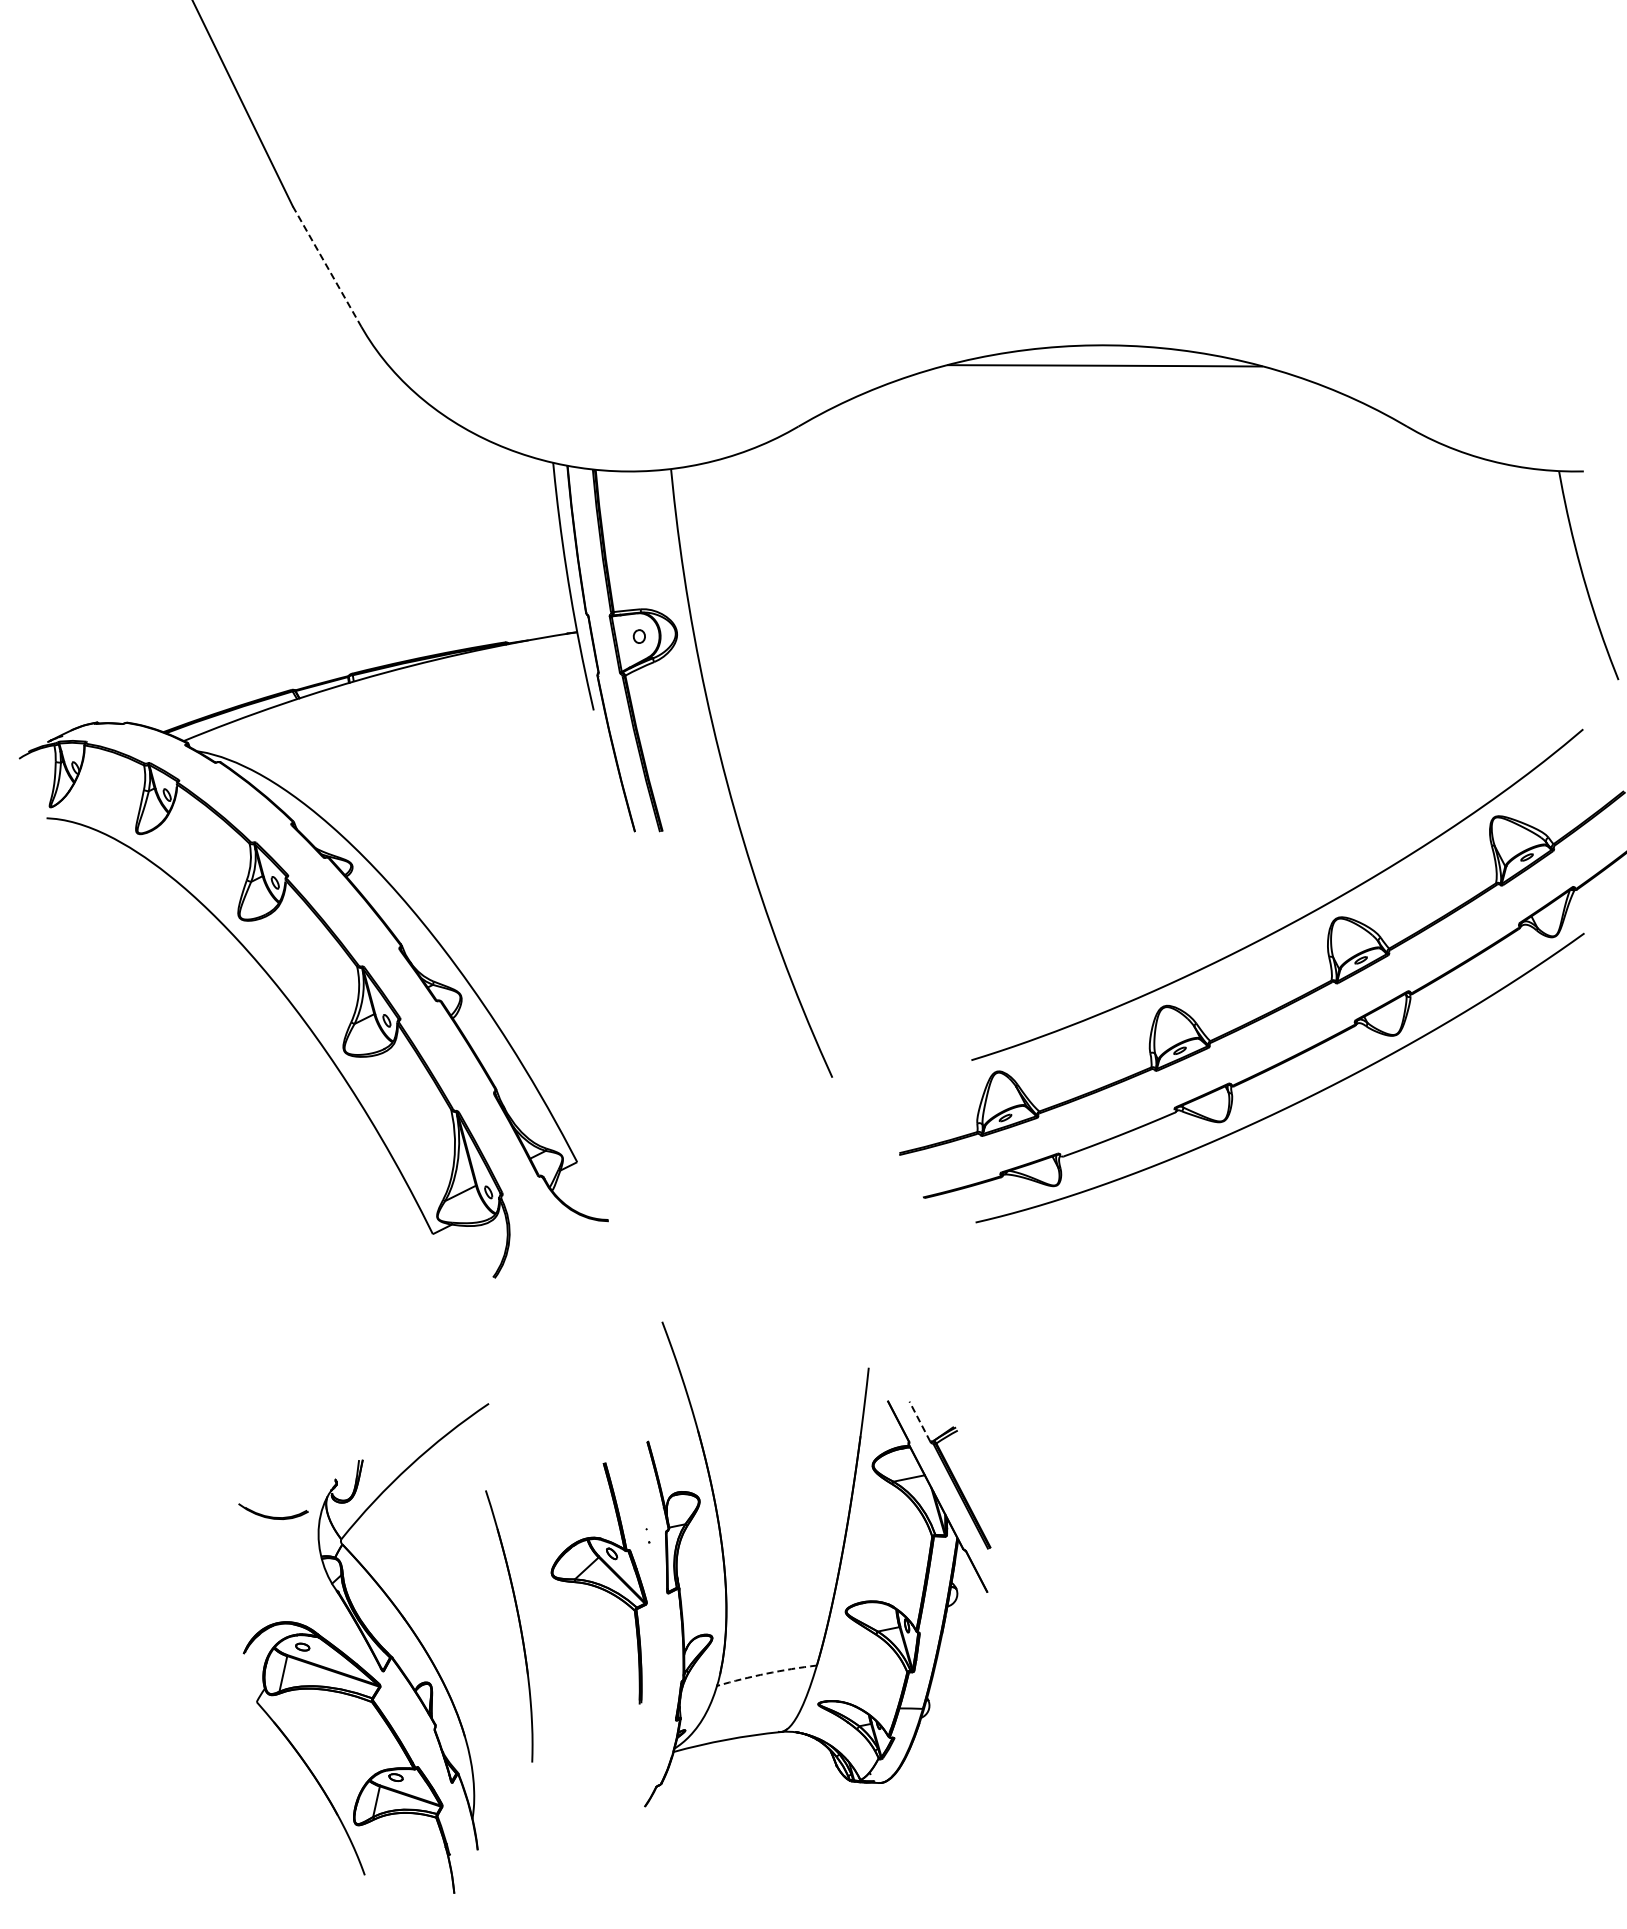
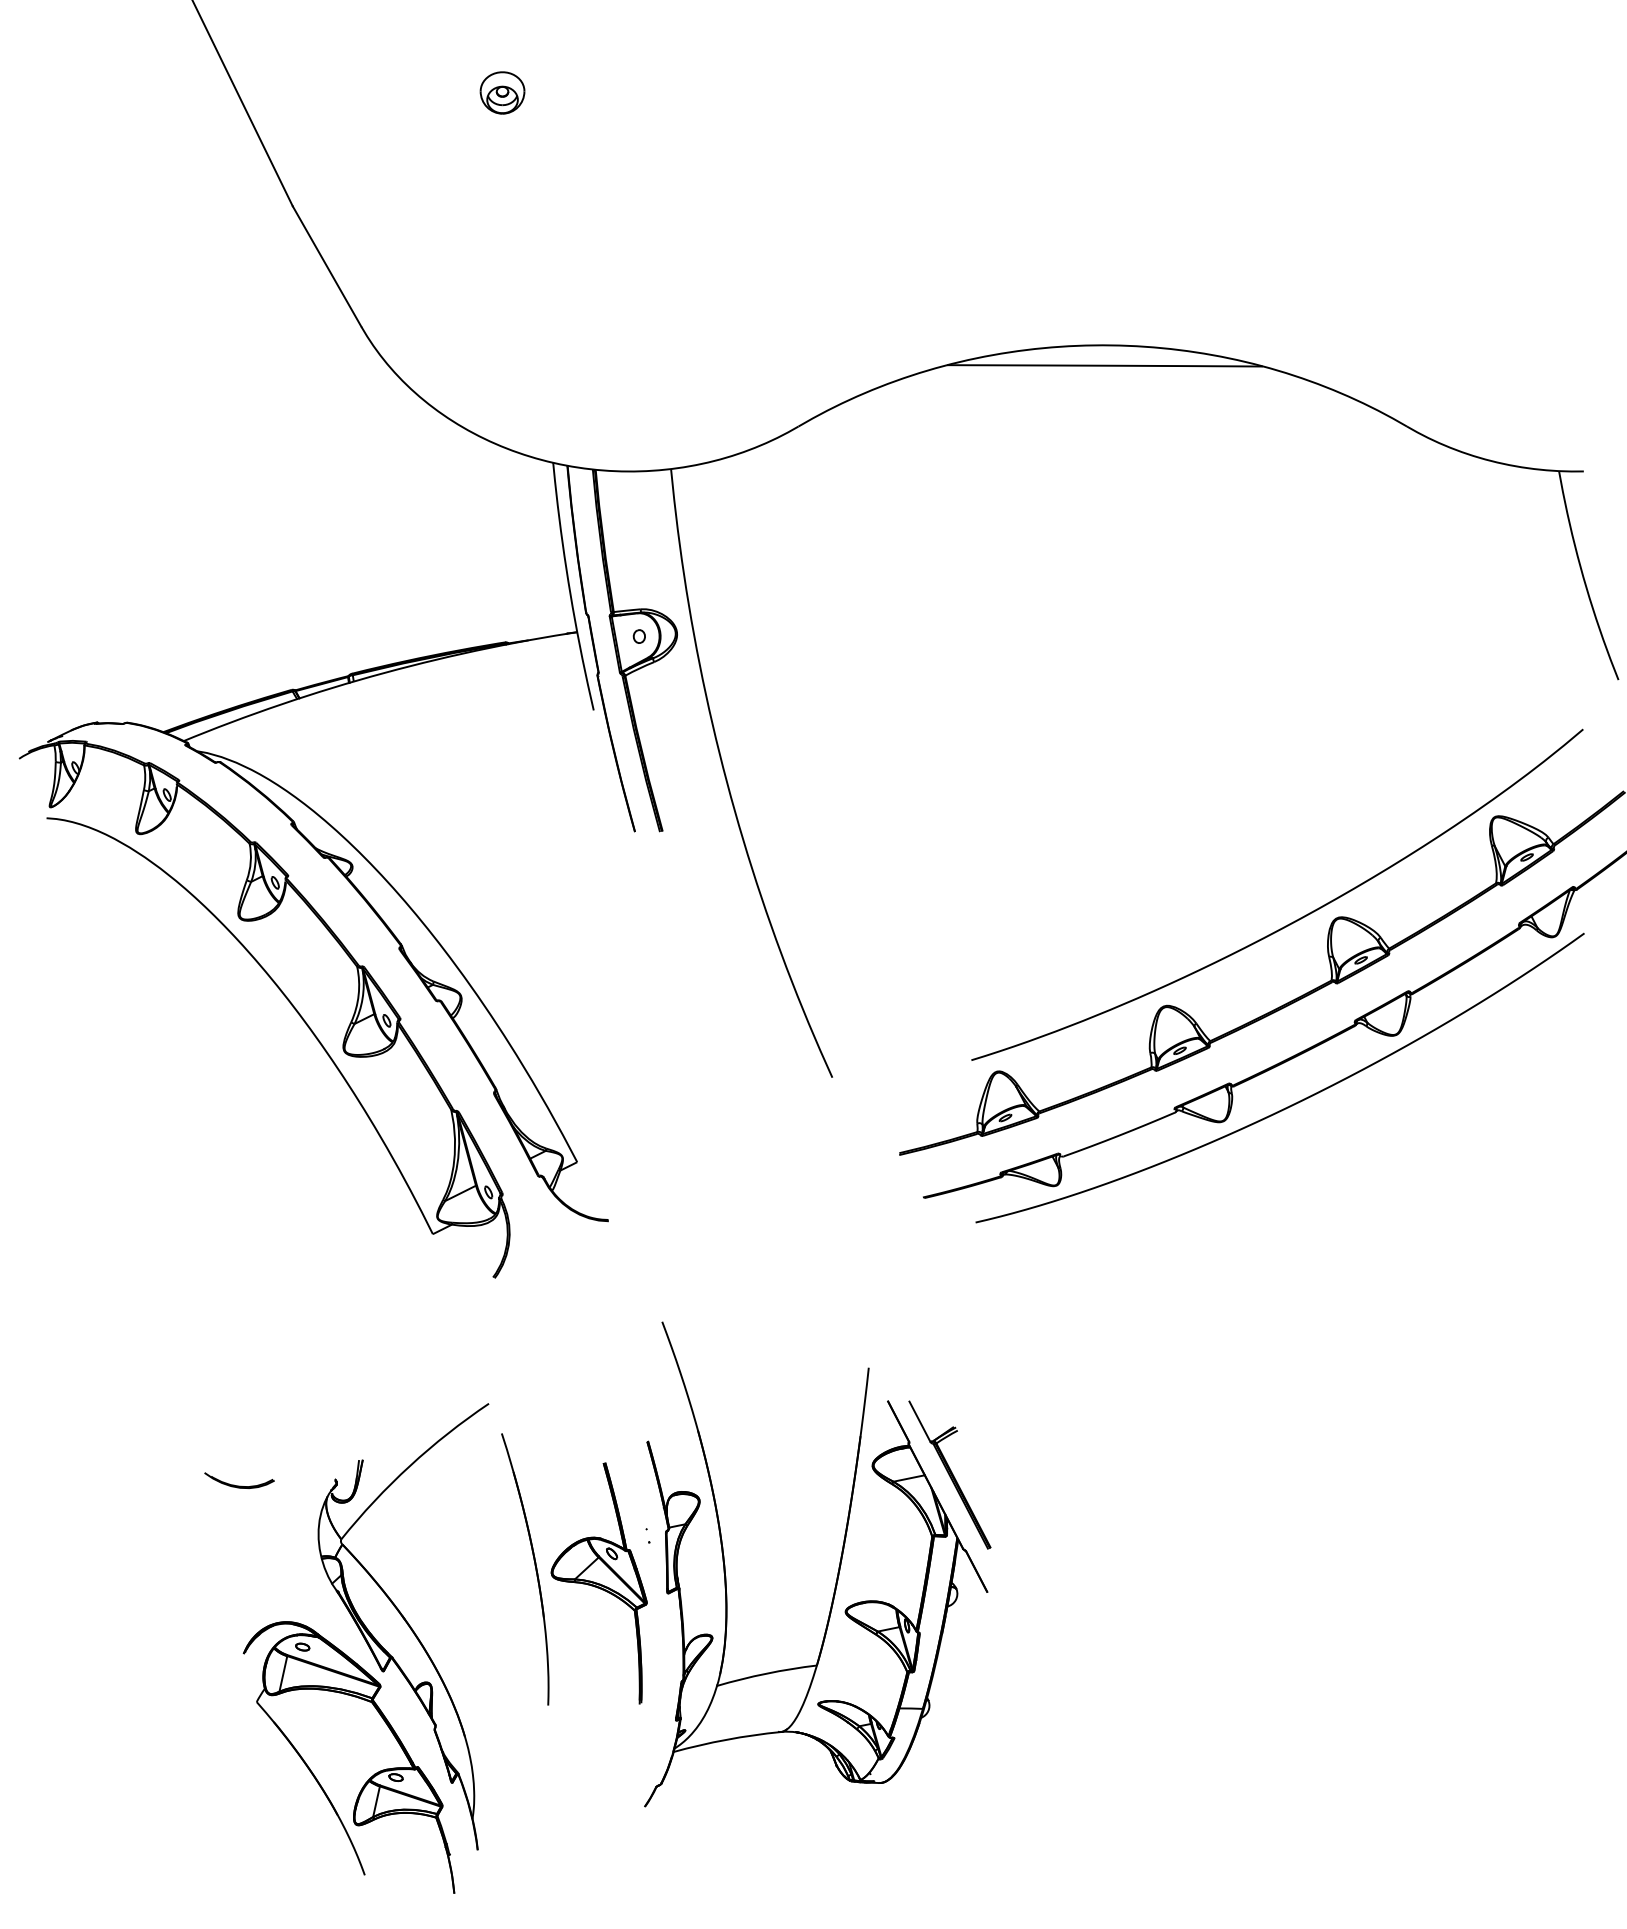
part: none -> present (502, 92)
line: dashed -> solid (327, 267)
line: dashed -> solid (919, 1421)
part position: (273, 1511) -> (239, 1480) (239, 1480)
part position: (518, 1622) -> (534, 1565) (534, 1565)
arc: dashed -> solid (766, 1673)
